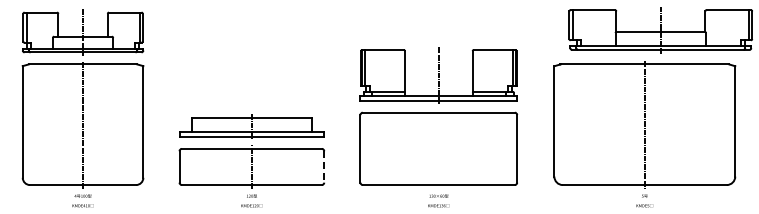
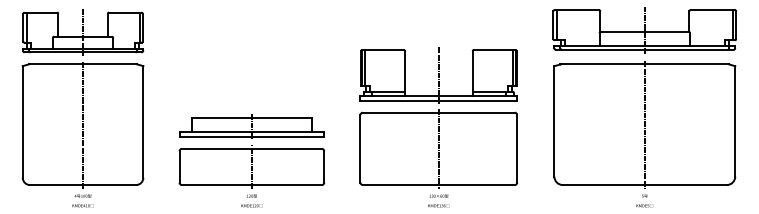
part position: (660, 30) -> (644, 30) (644, 30)
line: none -> present (438, 148)
line: dashed -> solid (324, 166)
